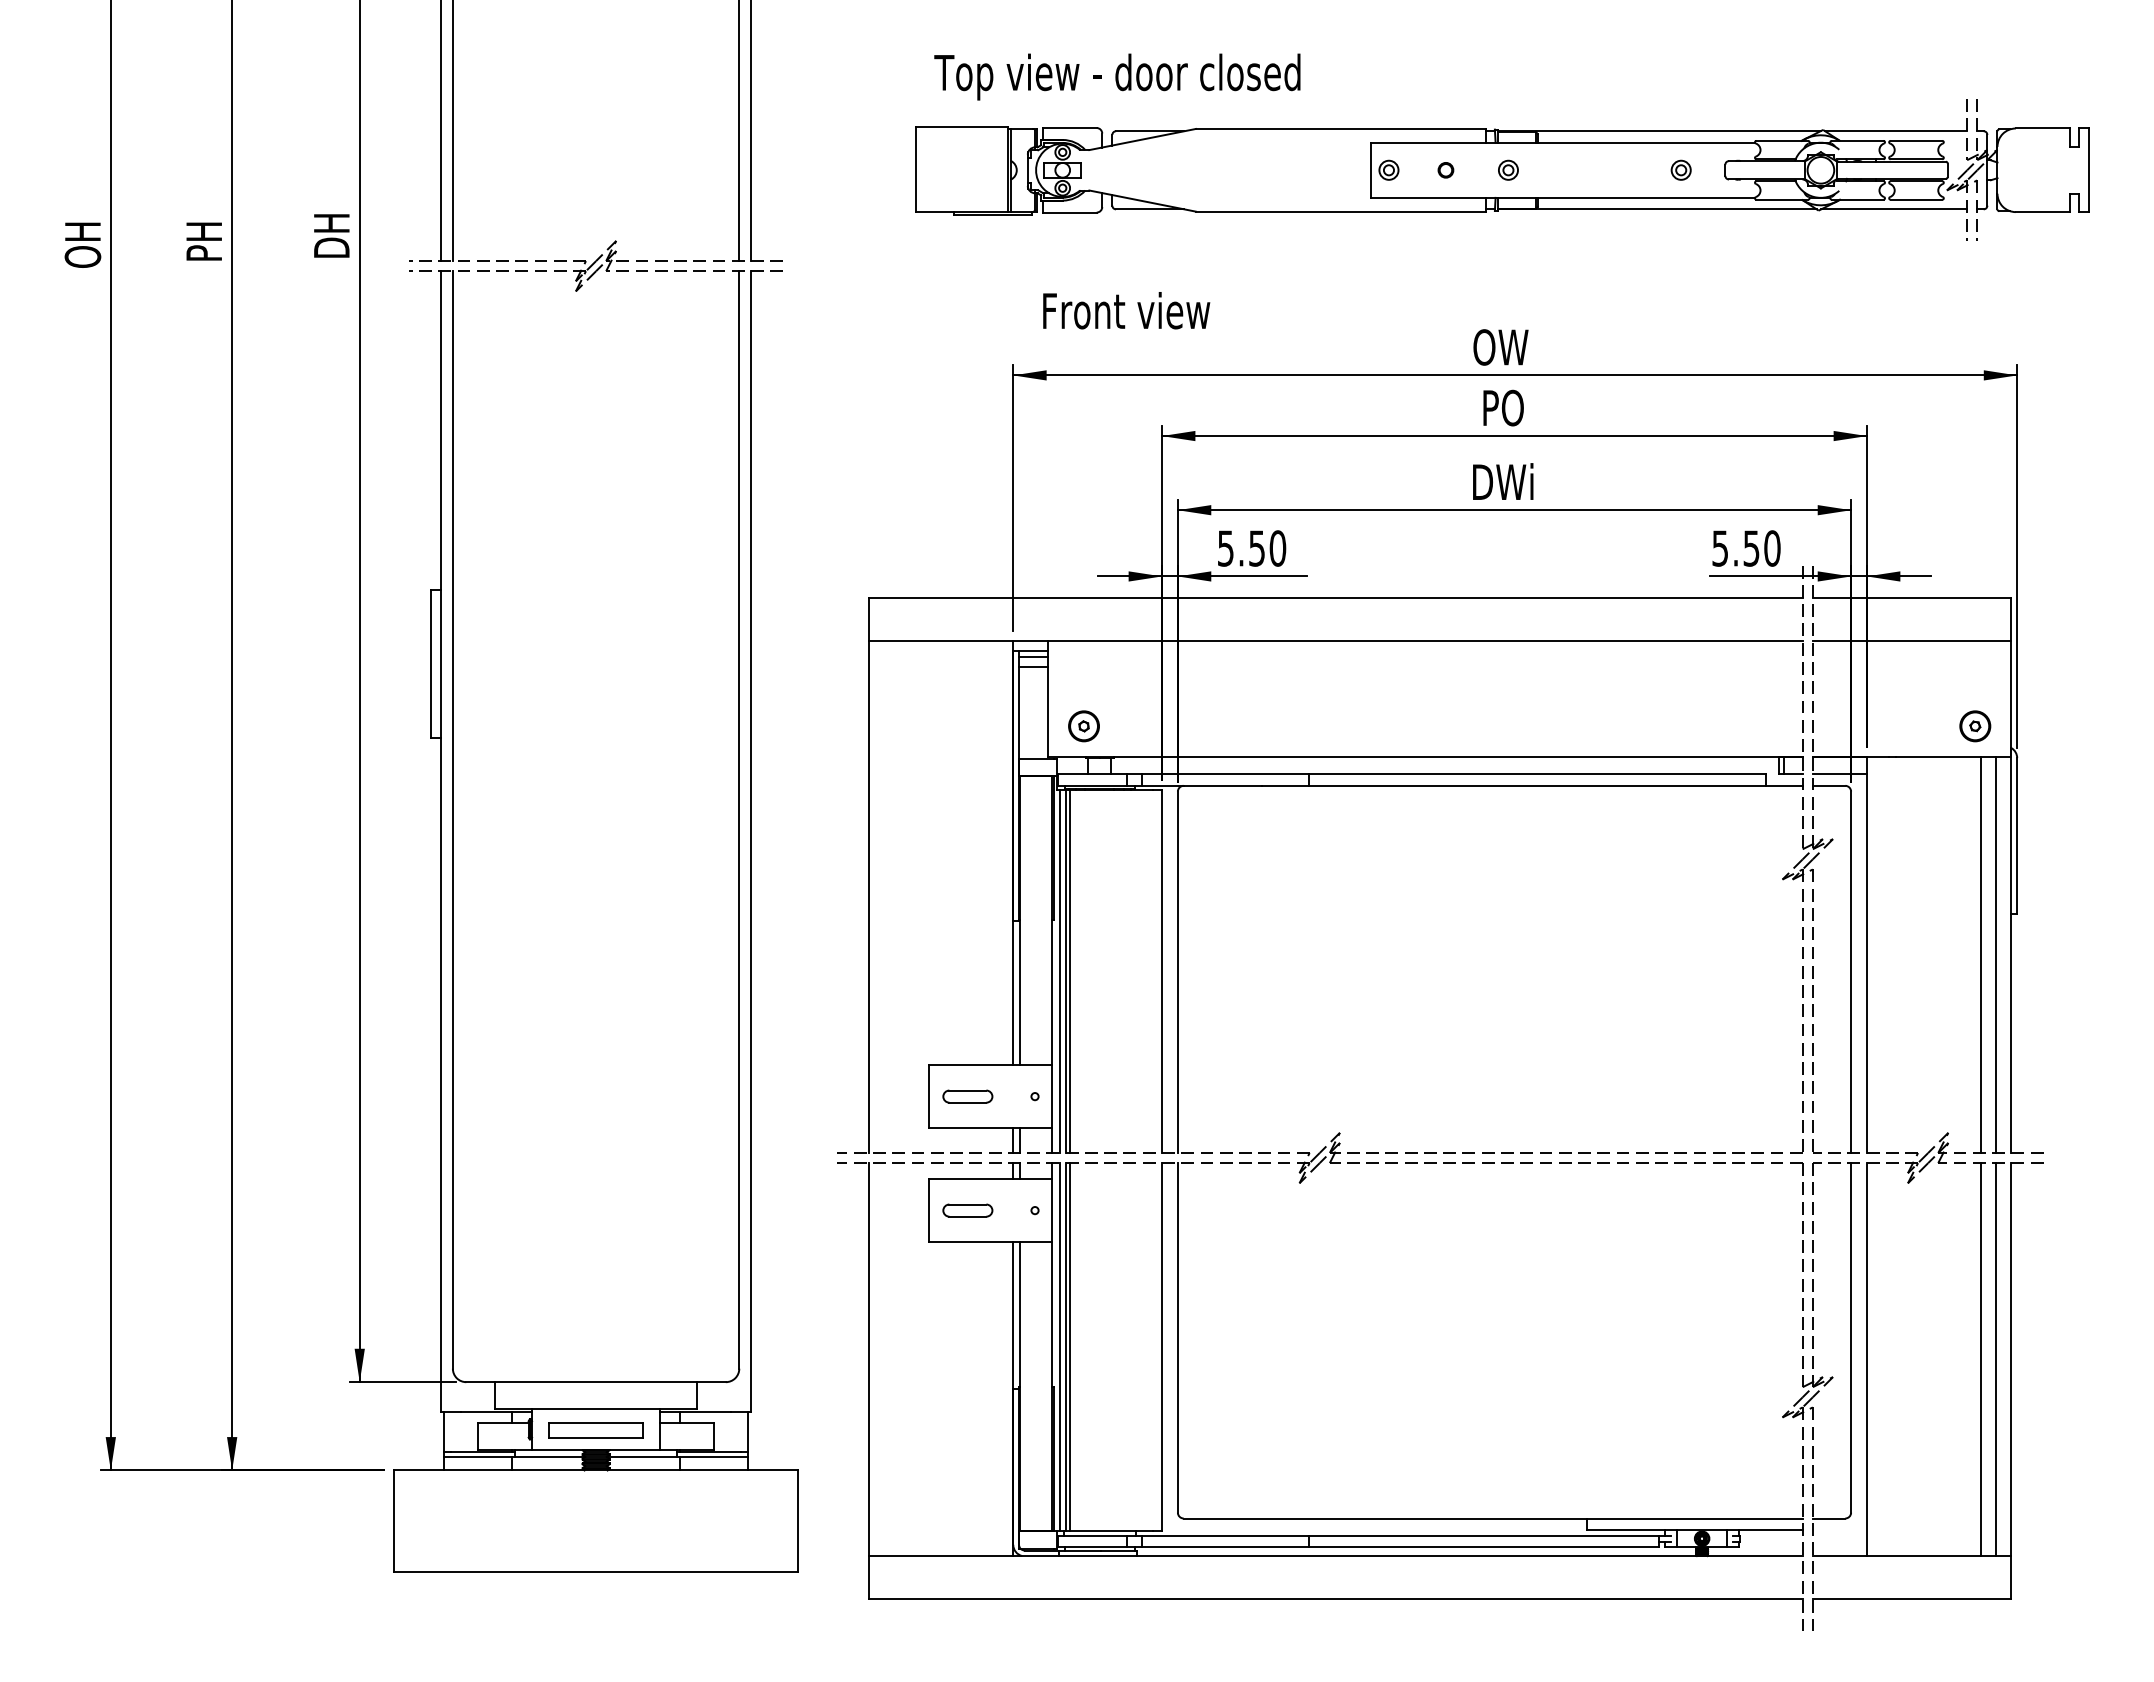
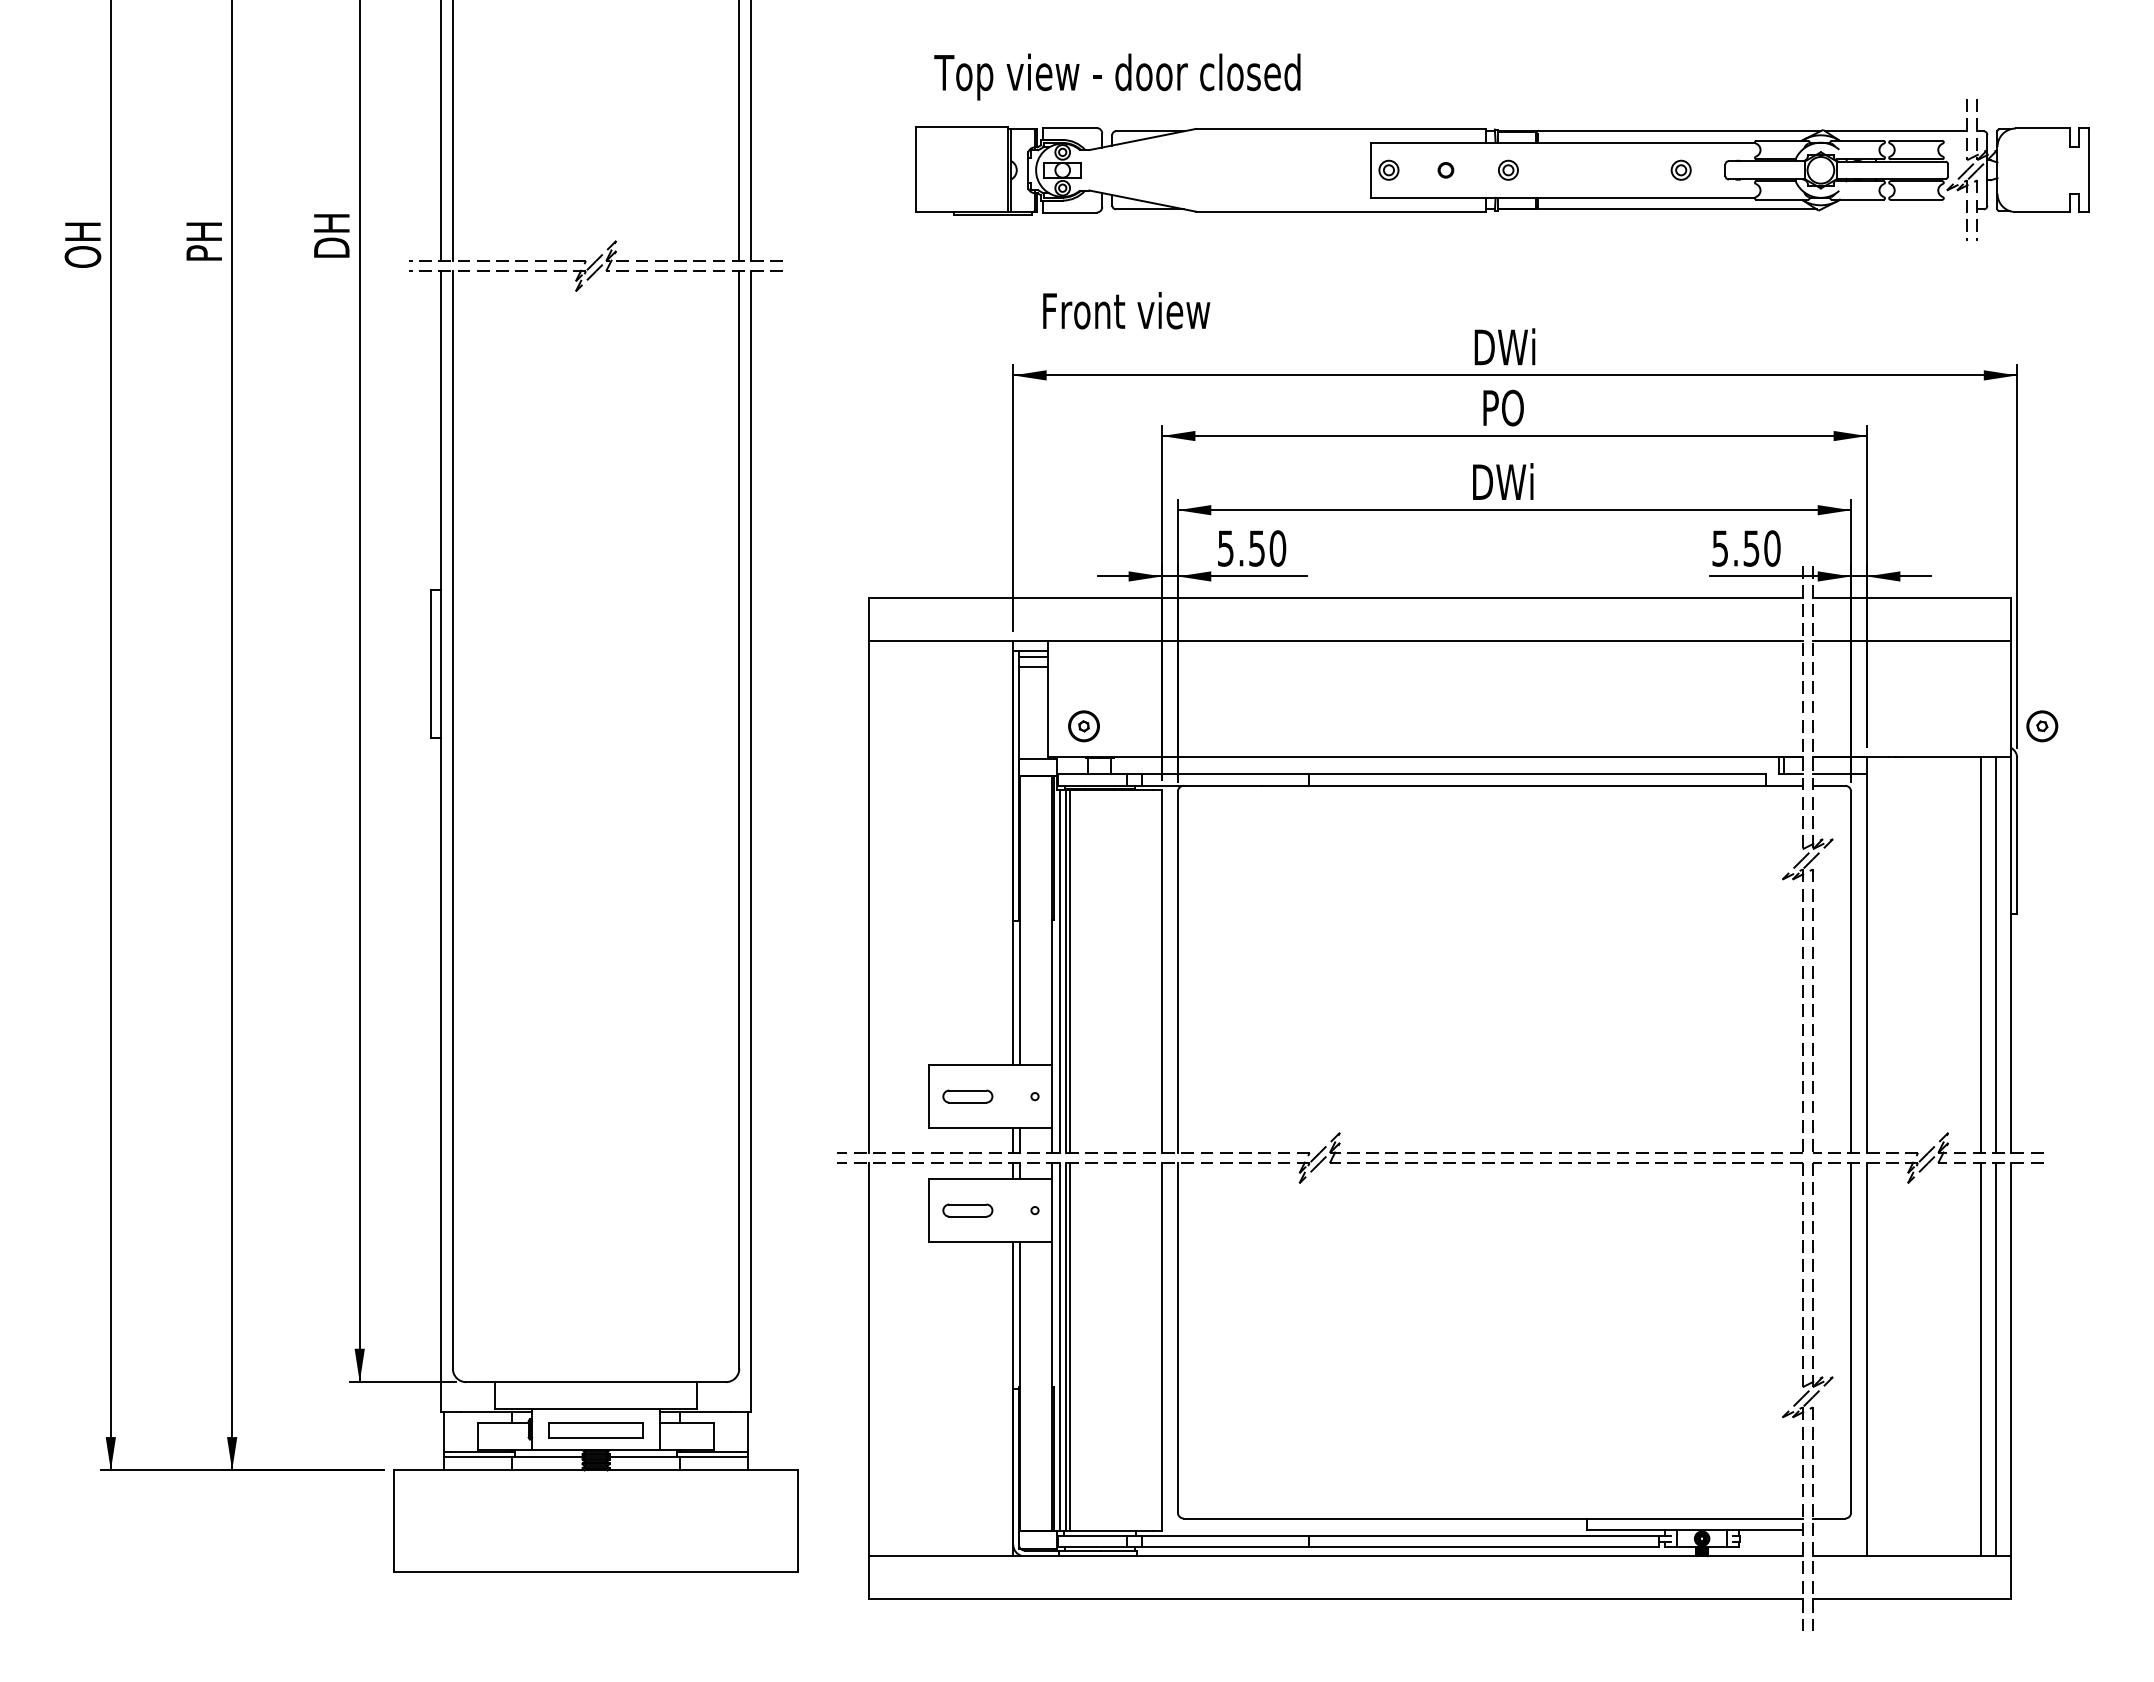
line: present -> none (1894, 209)
text: OW -> DWi (1504, 346)
part position: (1975, 726) -> (2042, 726) (2042, 726)
